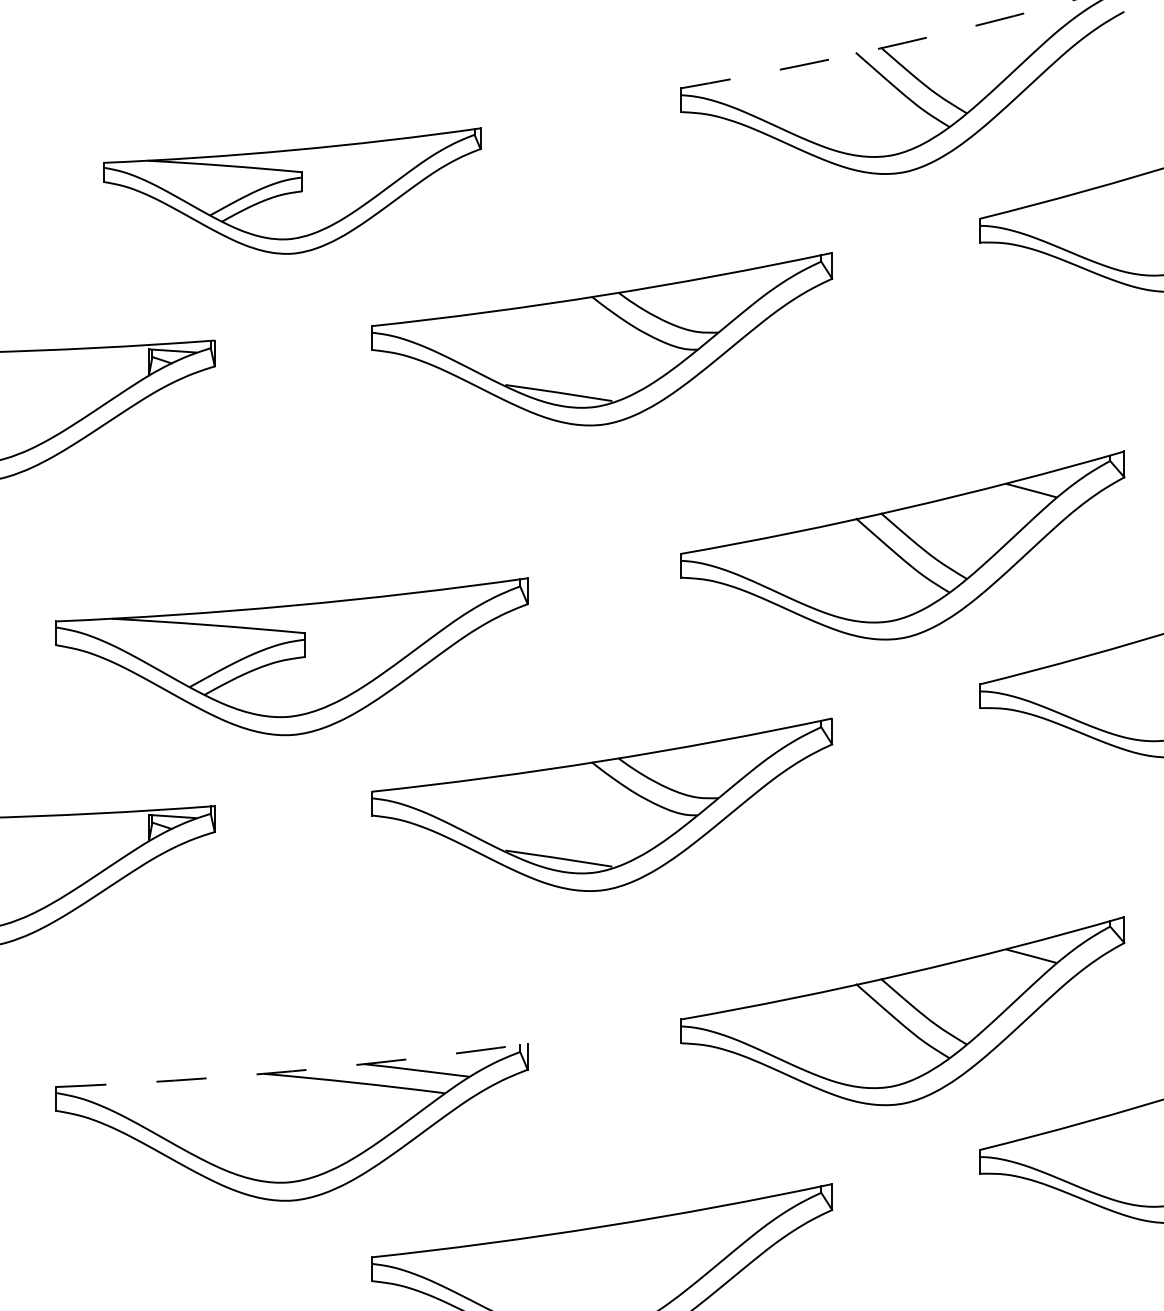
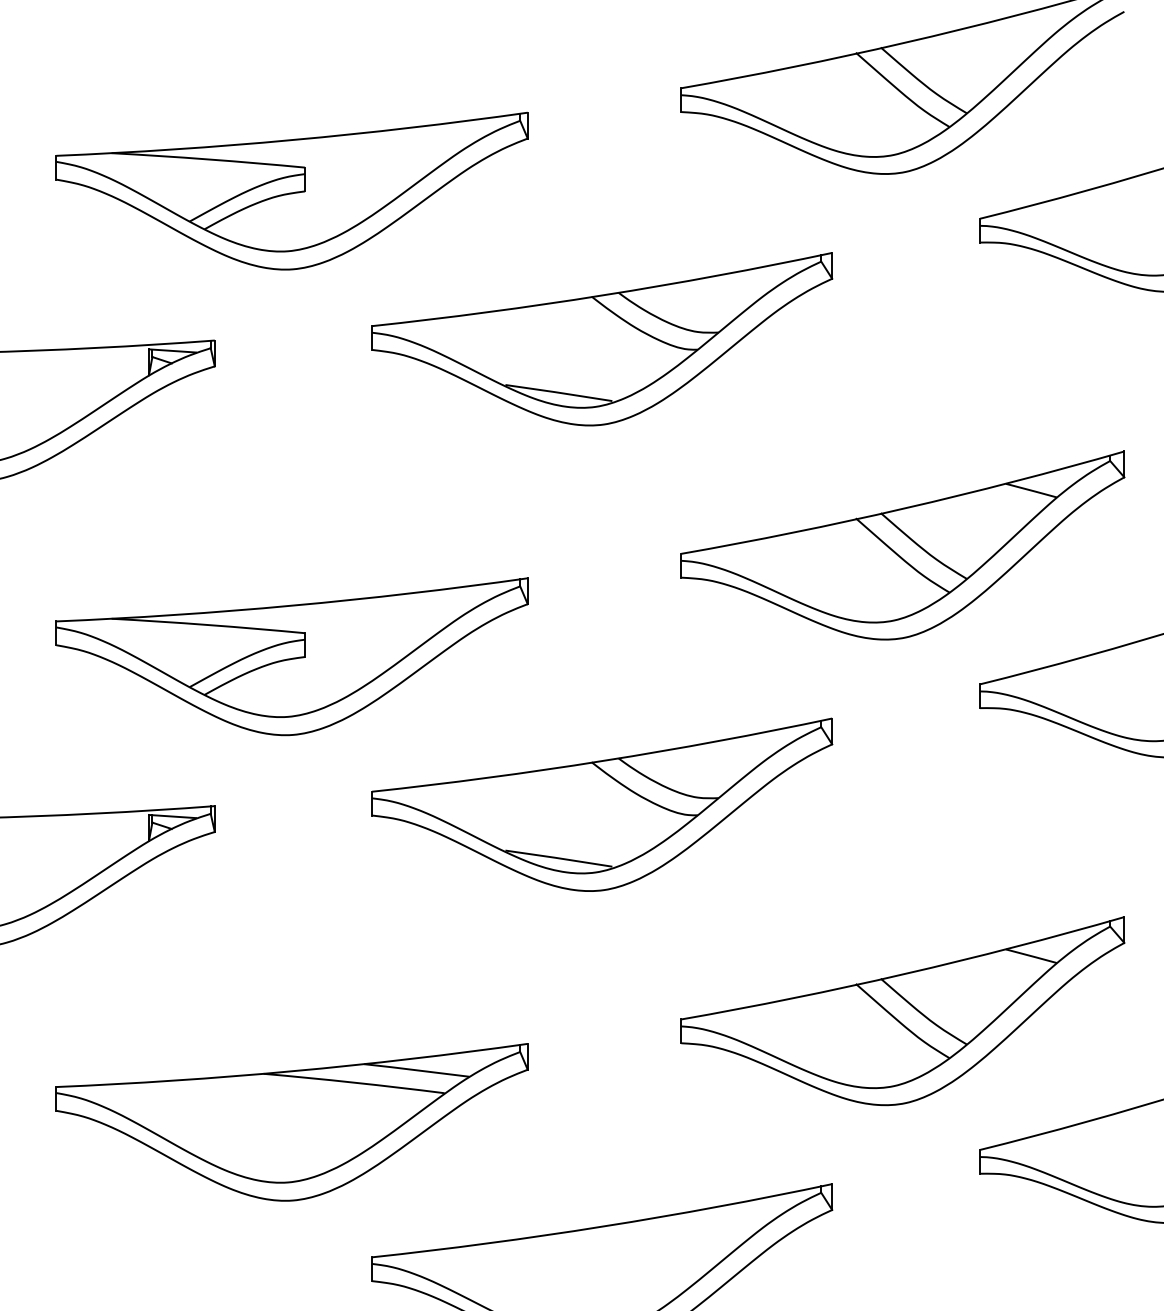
arc: dashed -> solid (878, 48)
part size: 379x128 px -> 474x160 px (291, 190)
arc: dashed -> solid (292, 1071)
